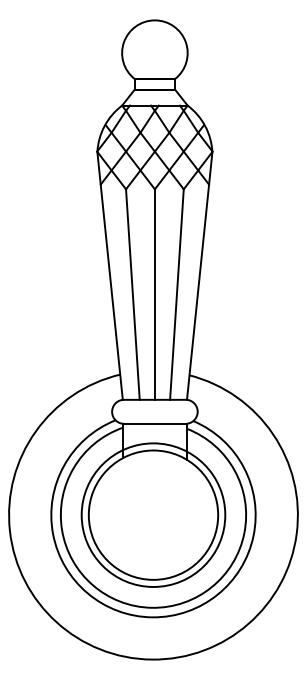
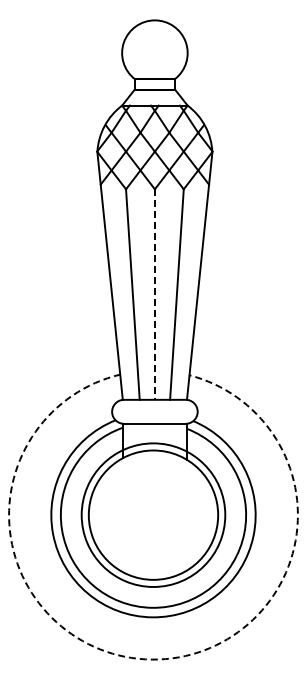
line: solid -> dashed (154, 295)
arc: solid -> dashed (152, 659)
